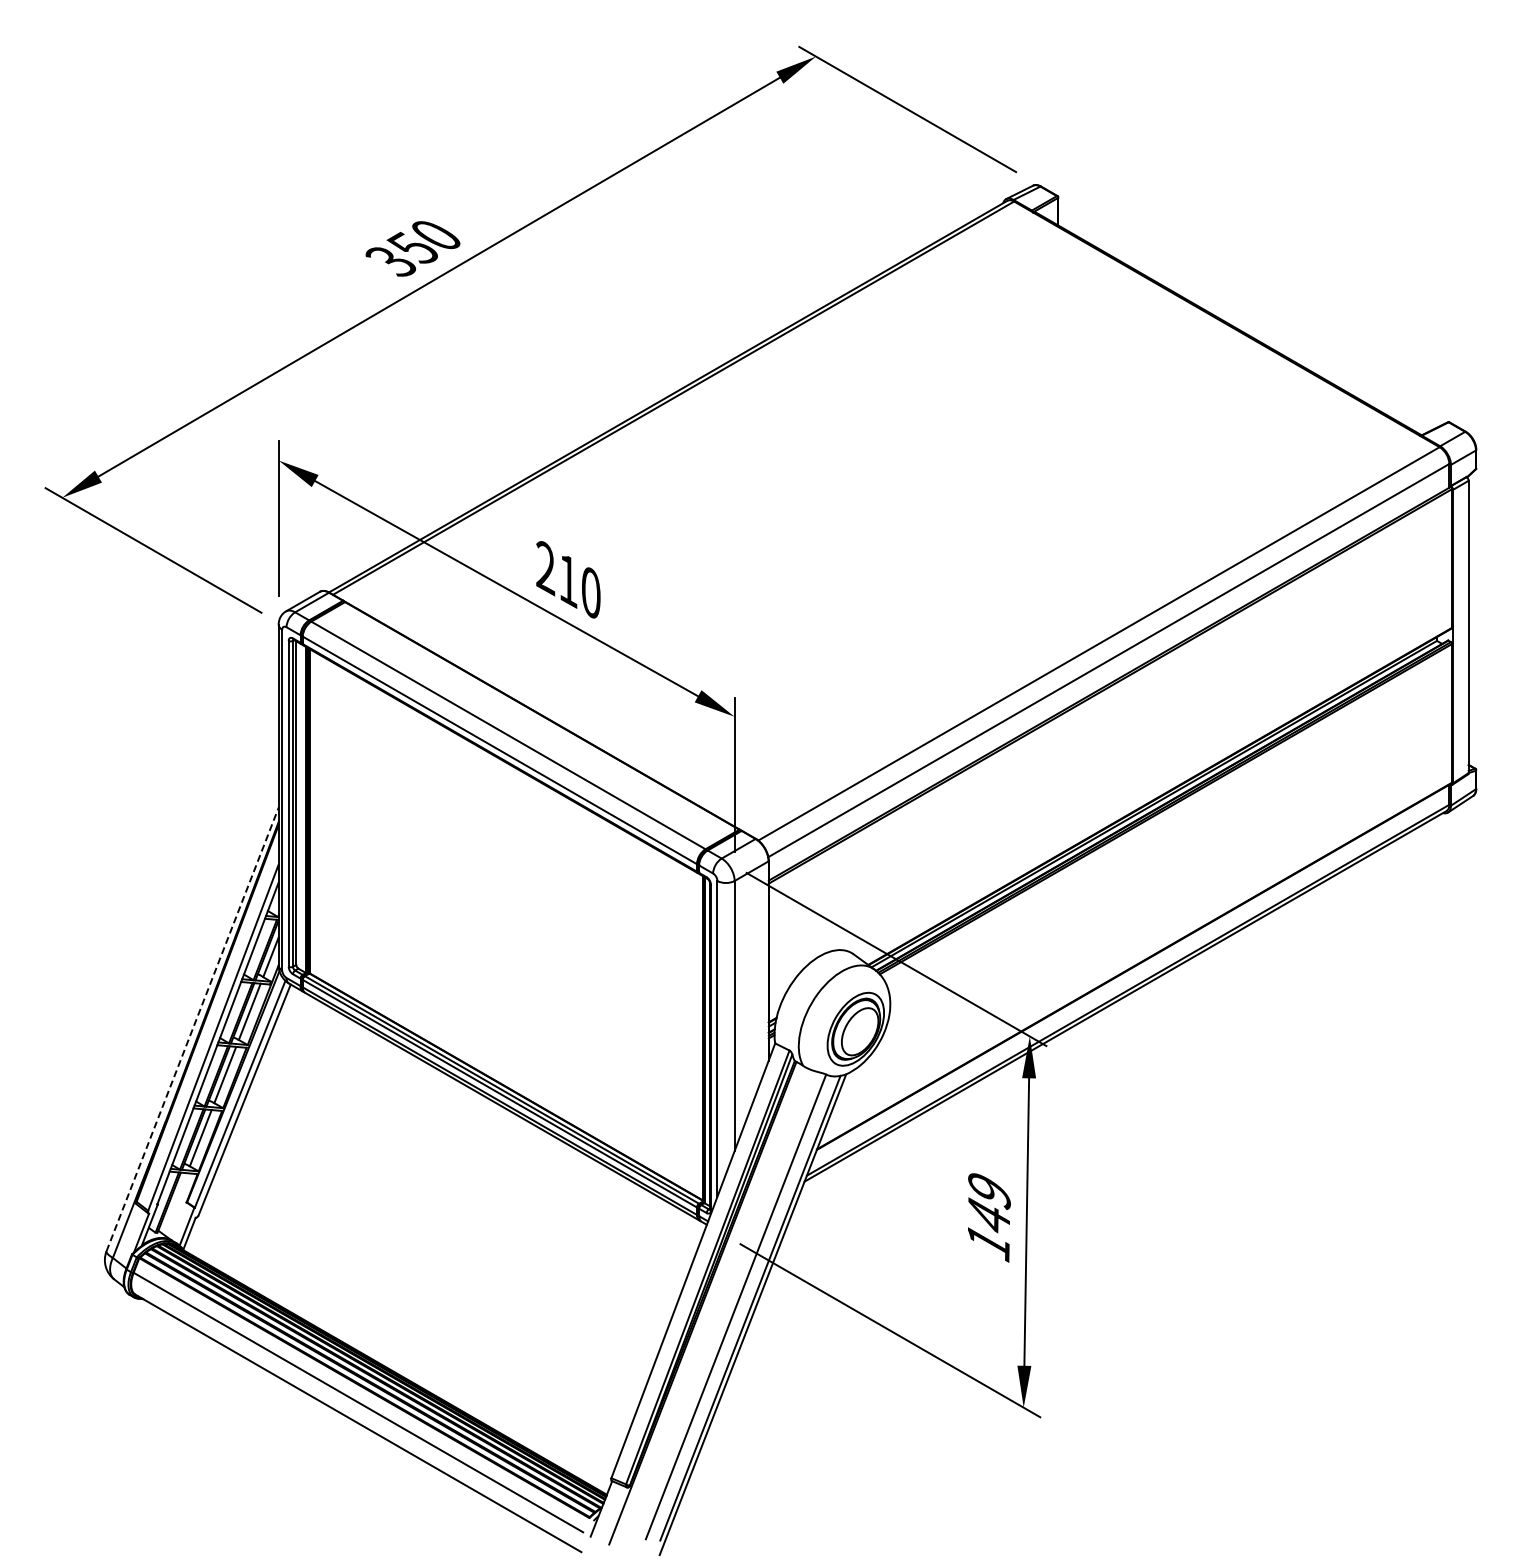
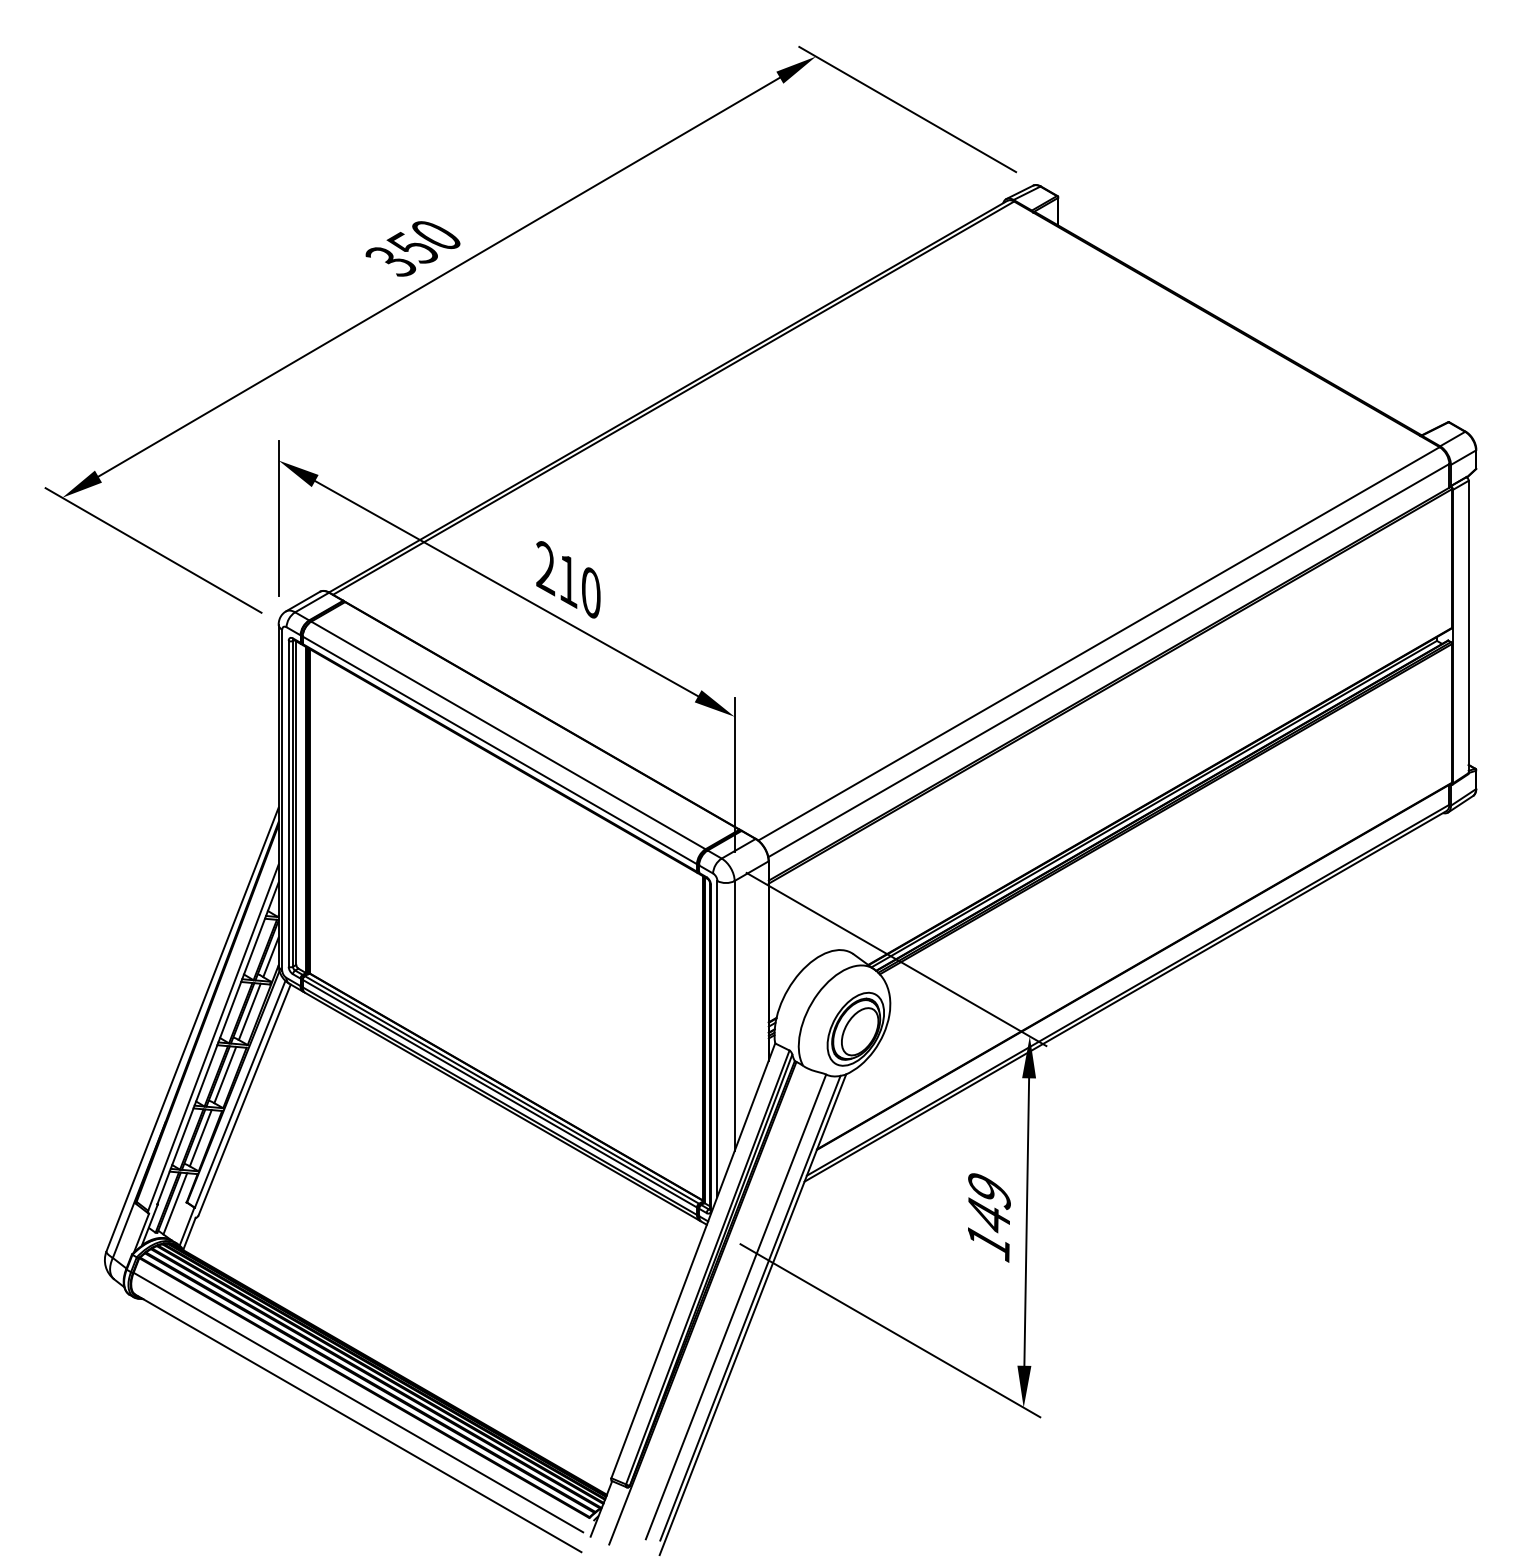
line: dashed -> solid (192, 1029)
line: none -> present (175, 1203)
